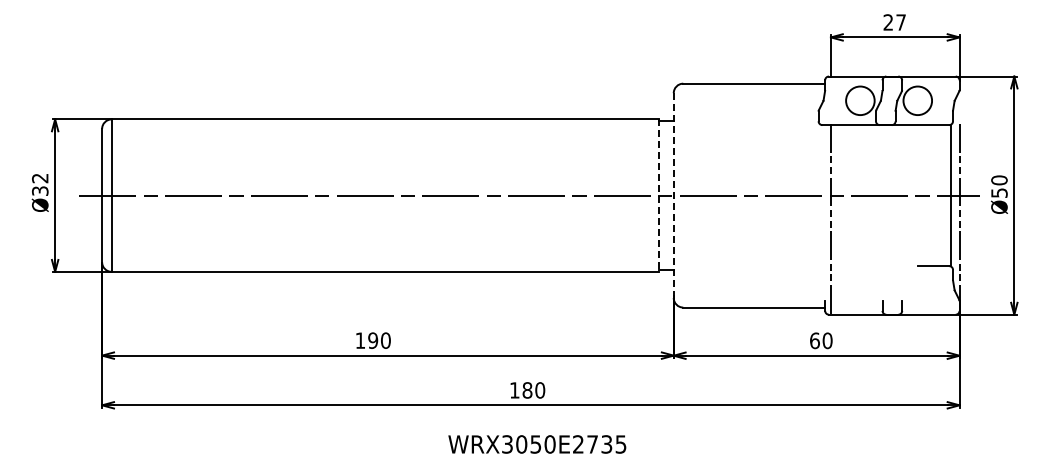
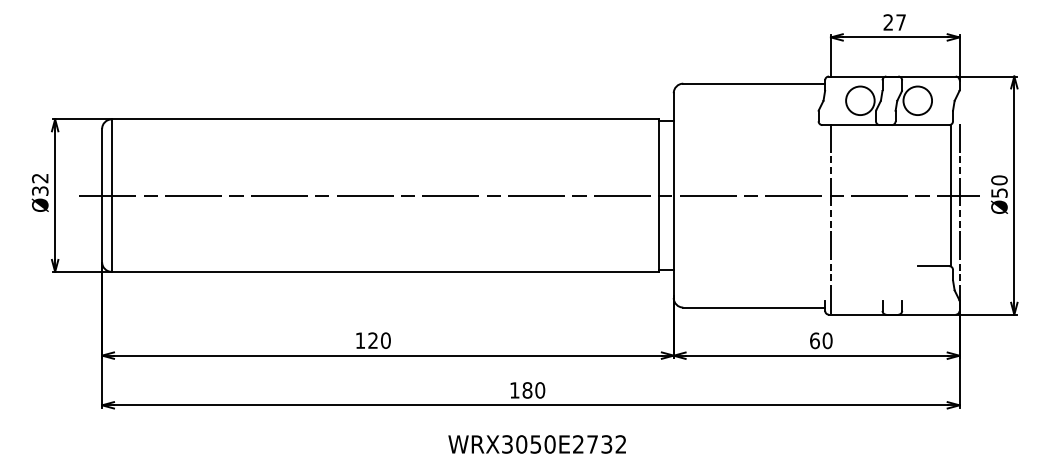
line: dashed -> solid (659, 196)
line: dashed -> solid (673, 196)
text: 190 -> 120 (373, 340)
text: WRX3050E2735 -> WRX3050E2732 (620, 444)
